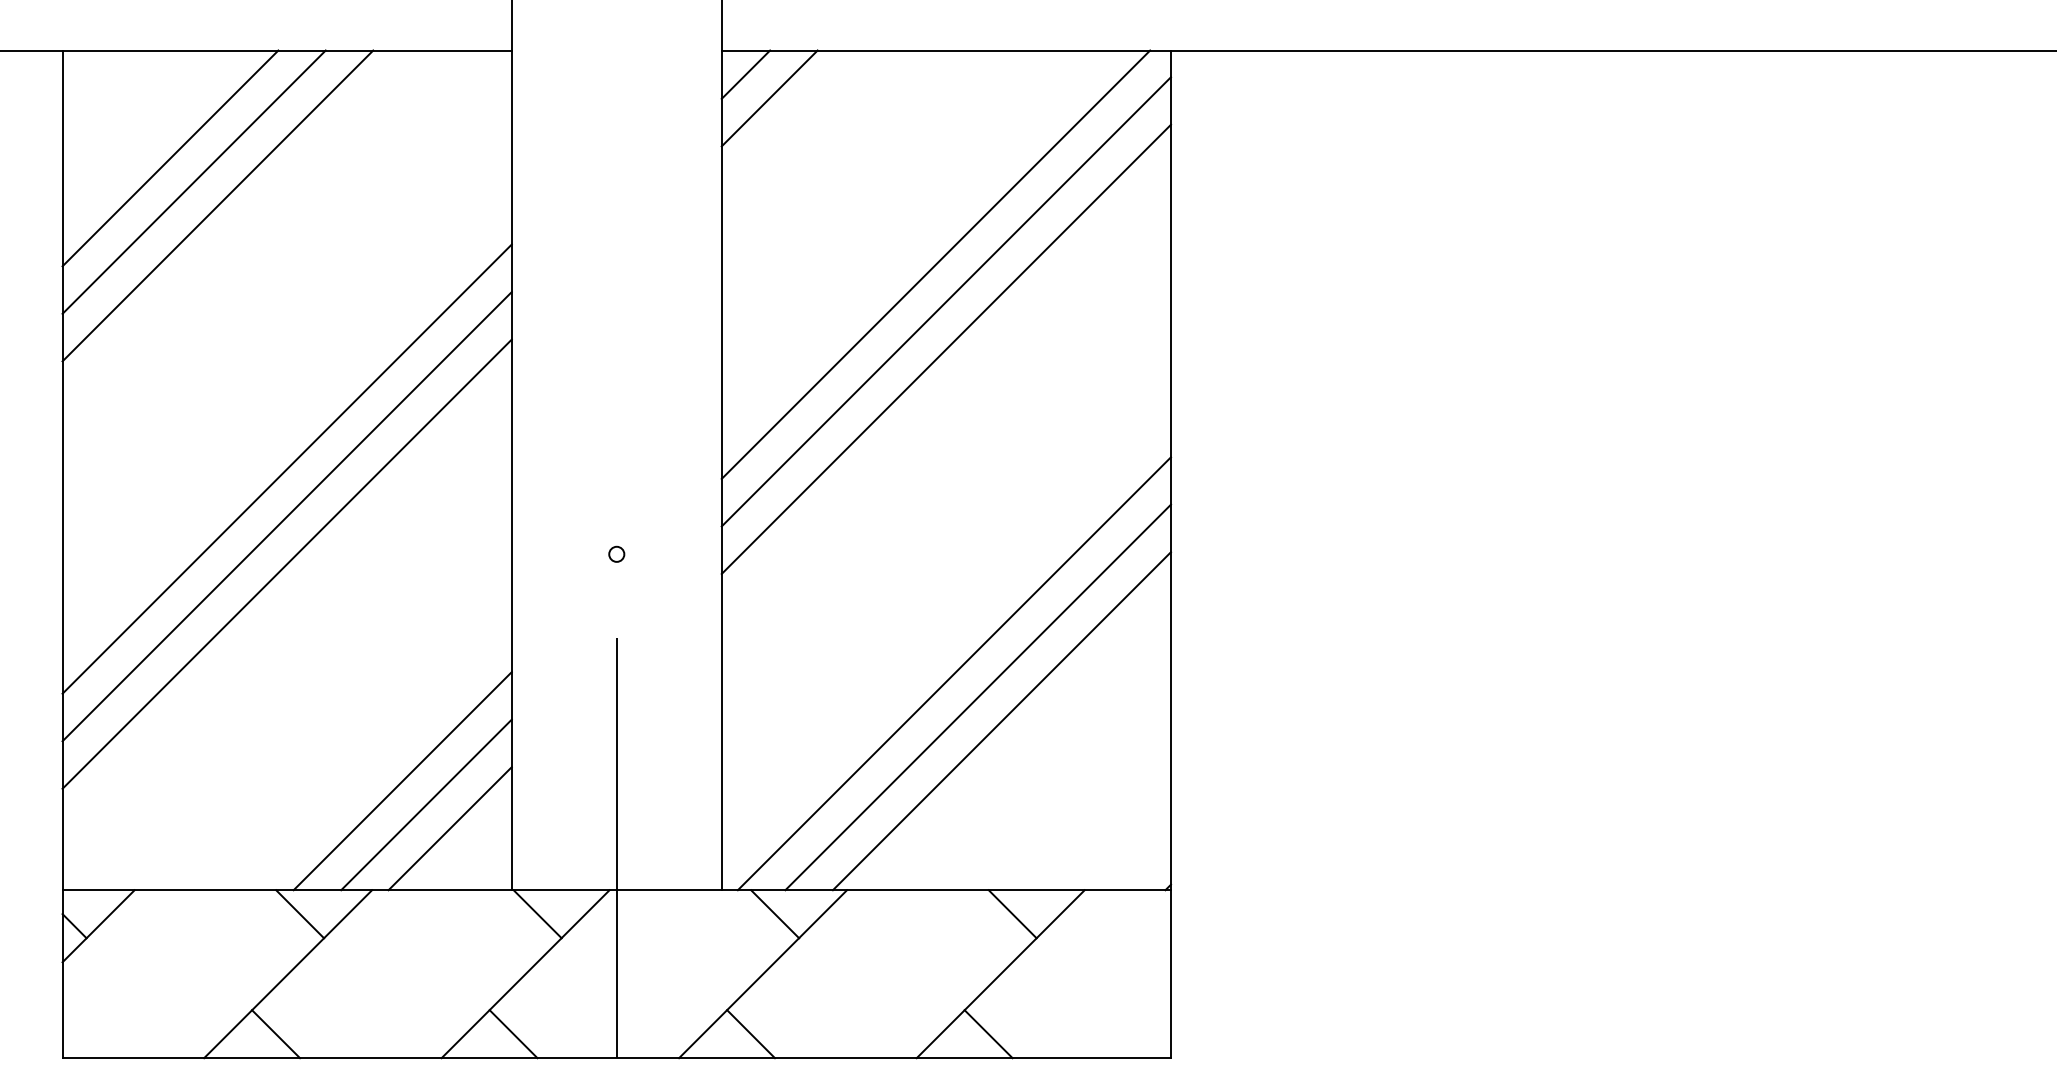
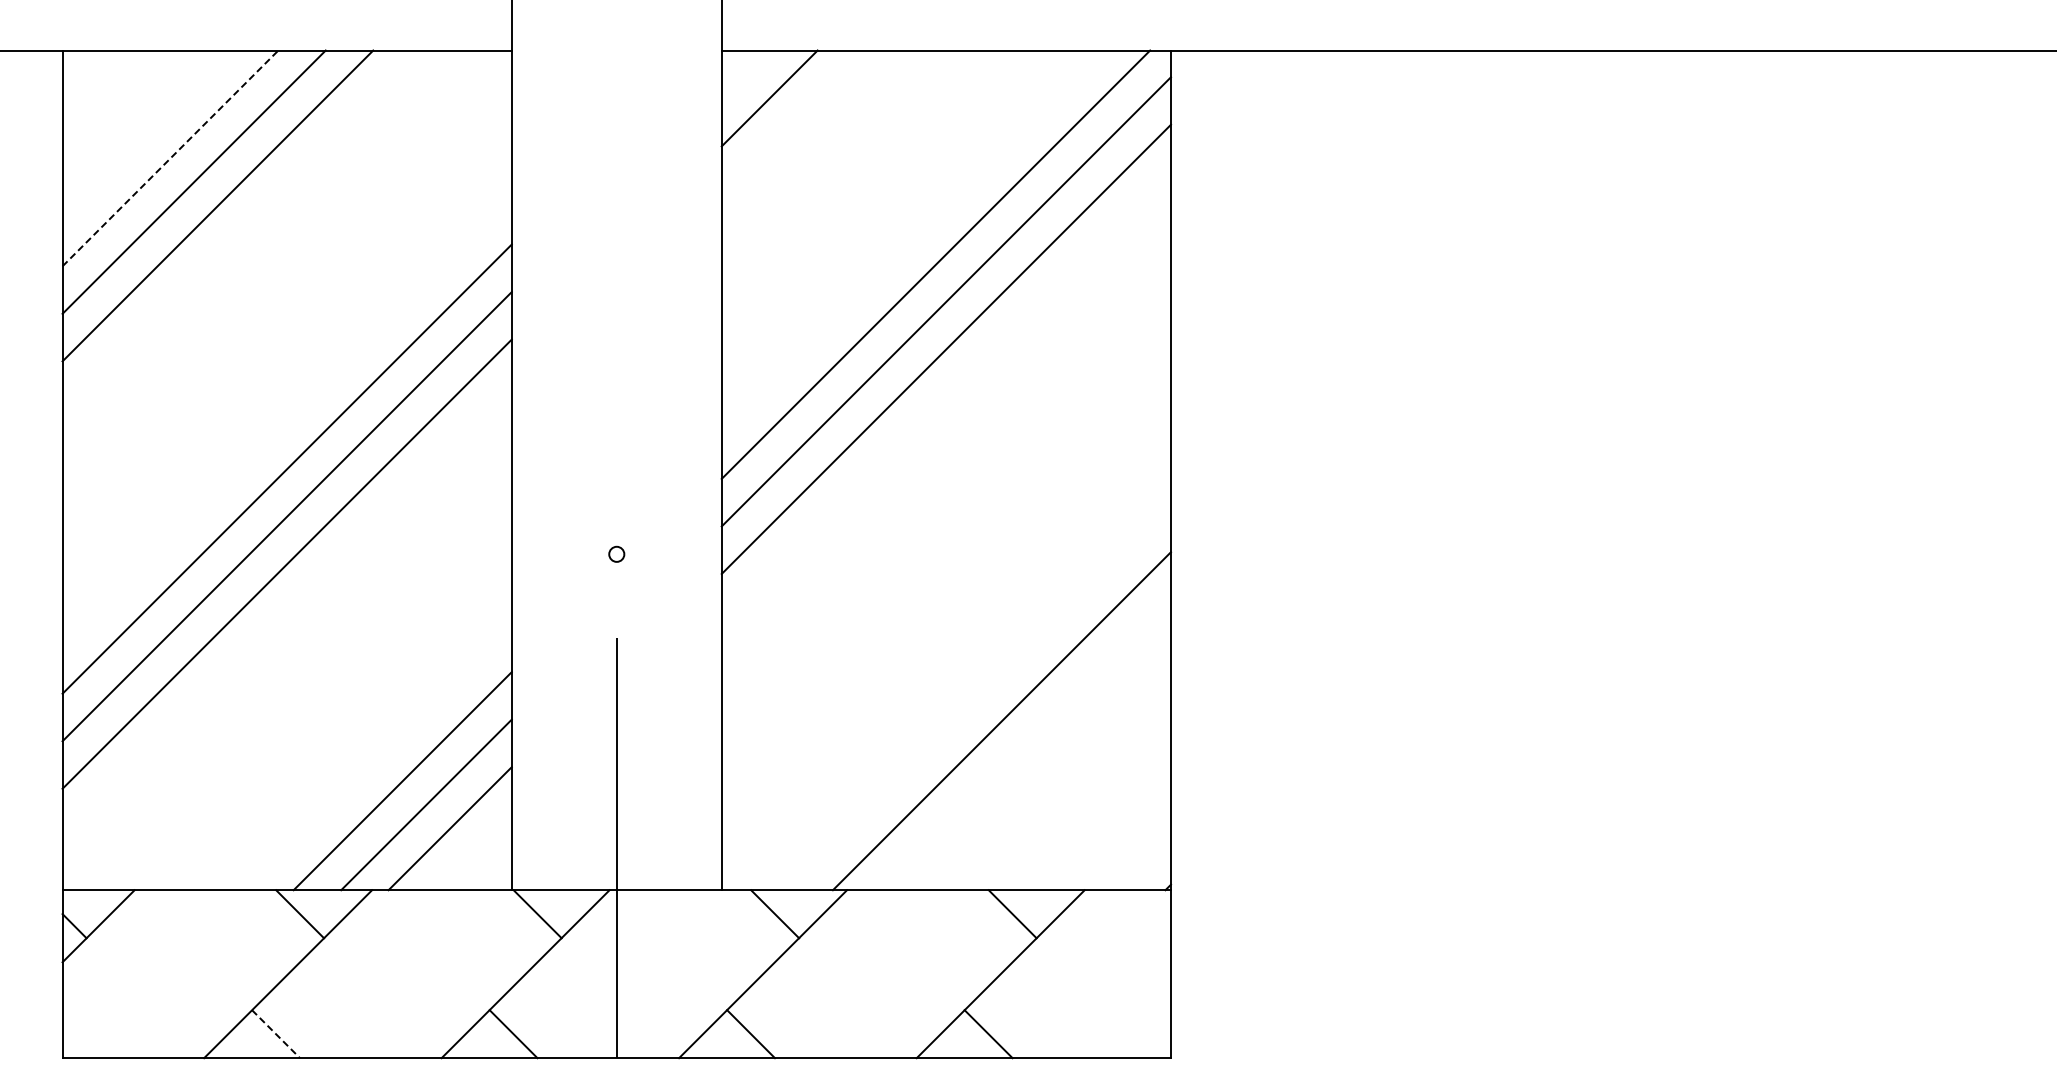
line: present -> none (745, 74)
line: solid -> dashed (170, 158)
line: present -> none (953, 673)
line: present -> none (977, 697)
line: solid -> dashed (276, 1034)
